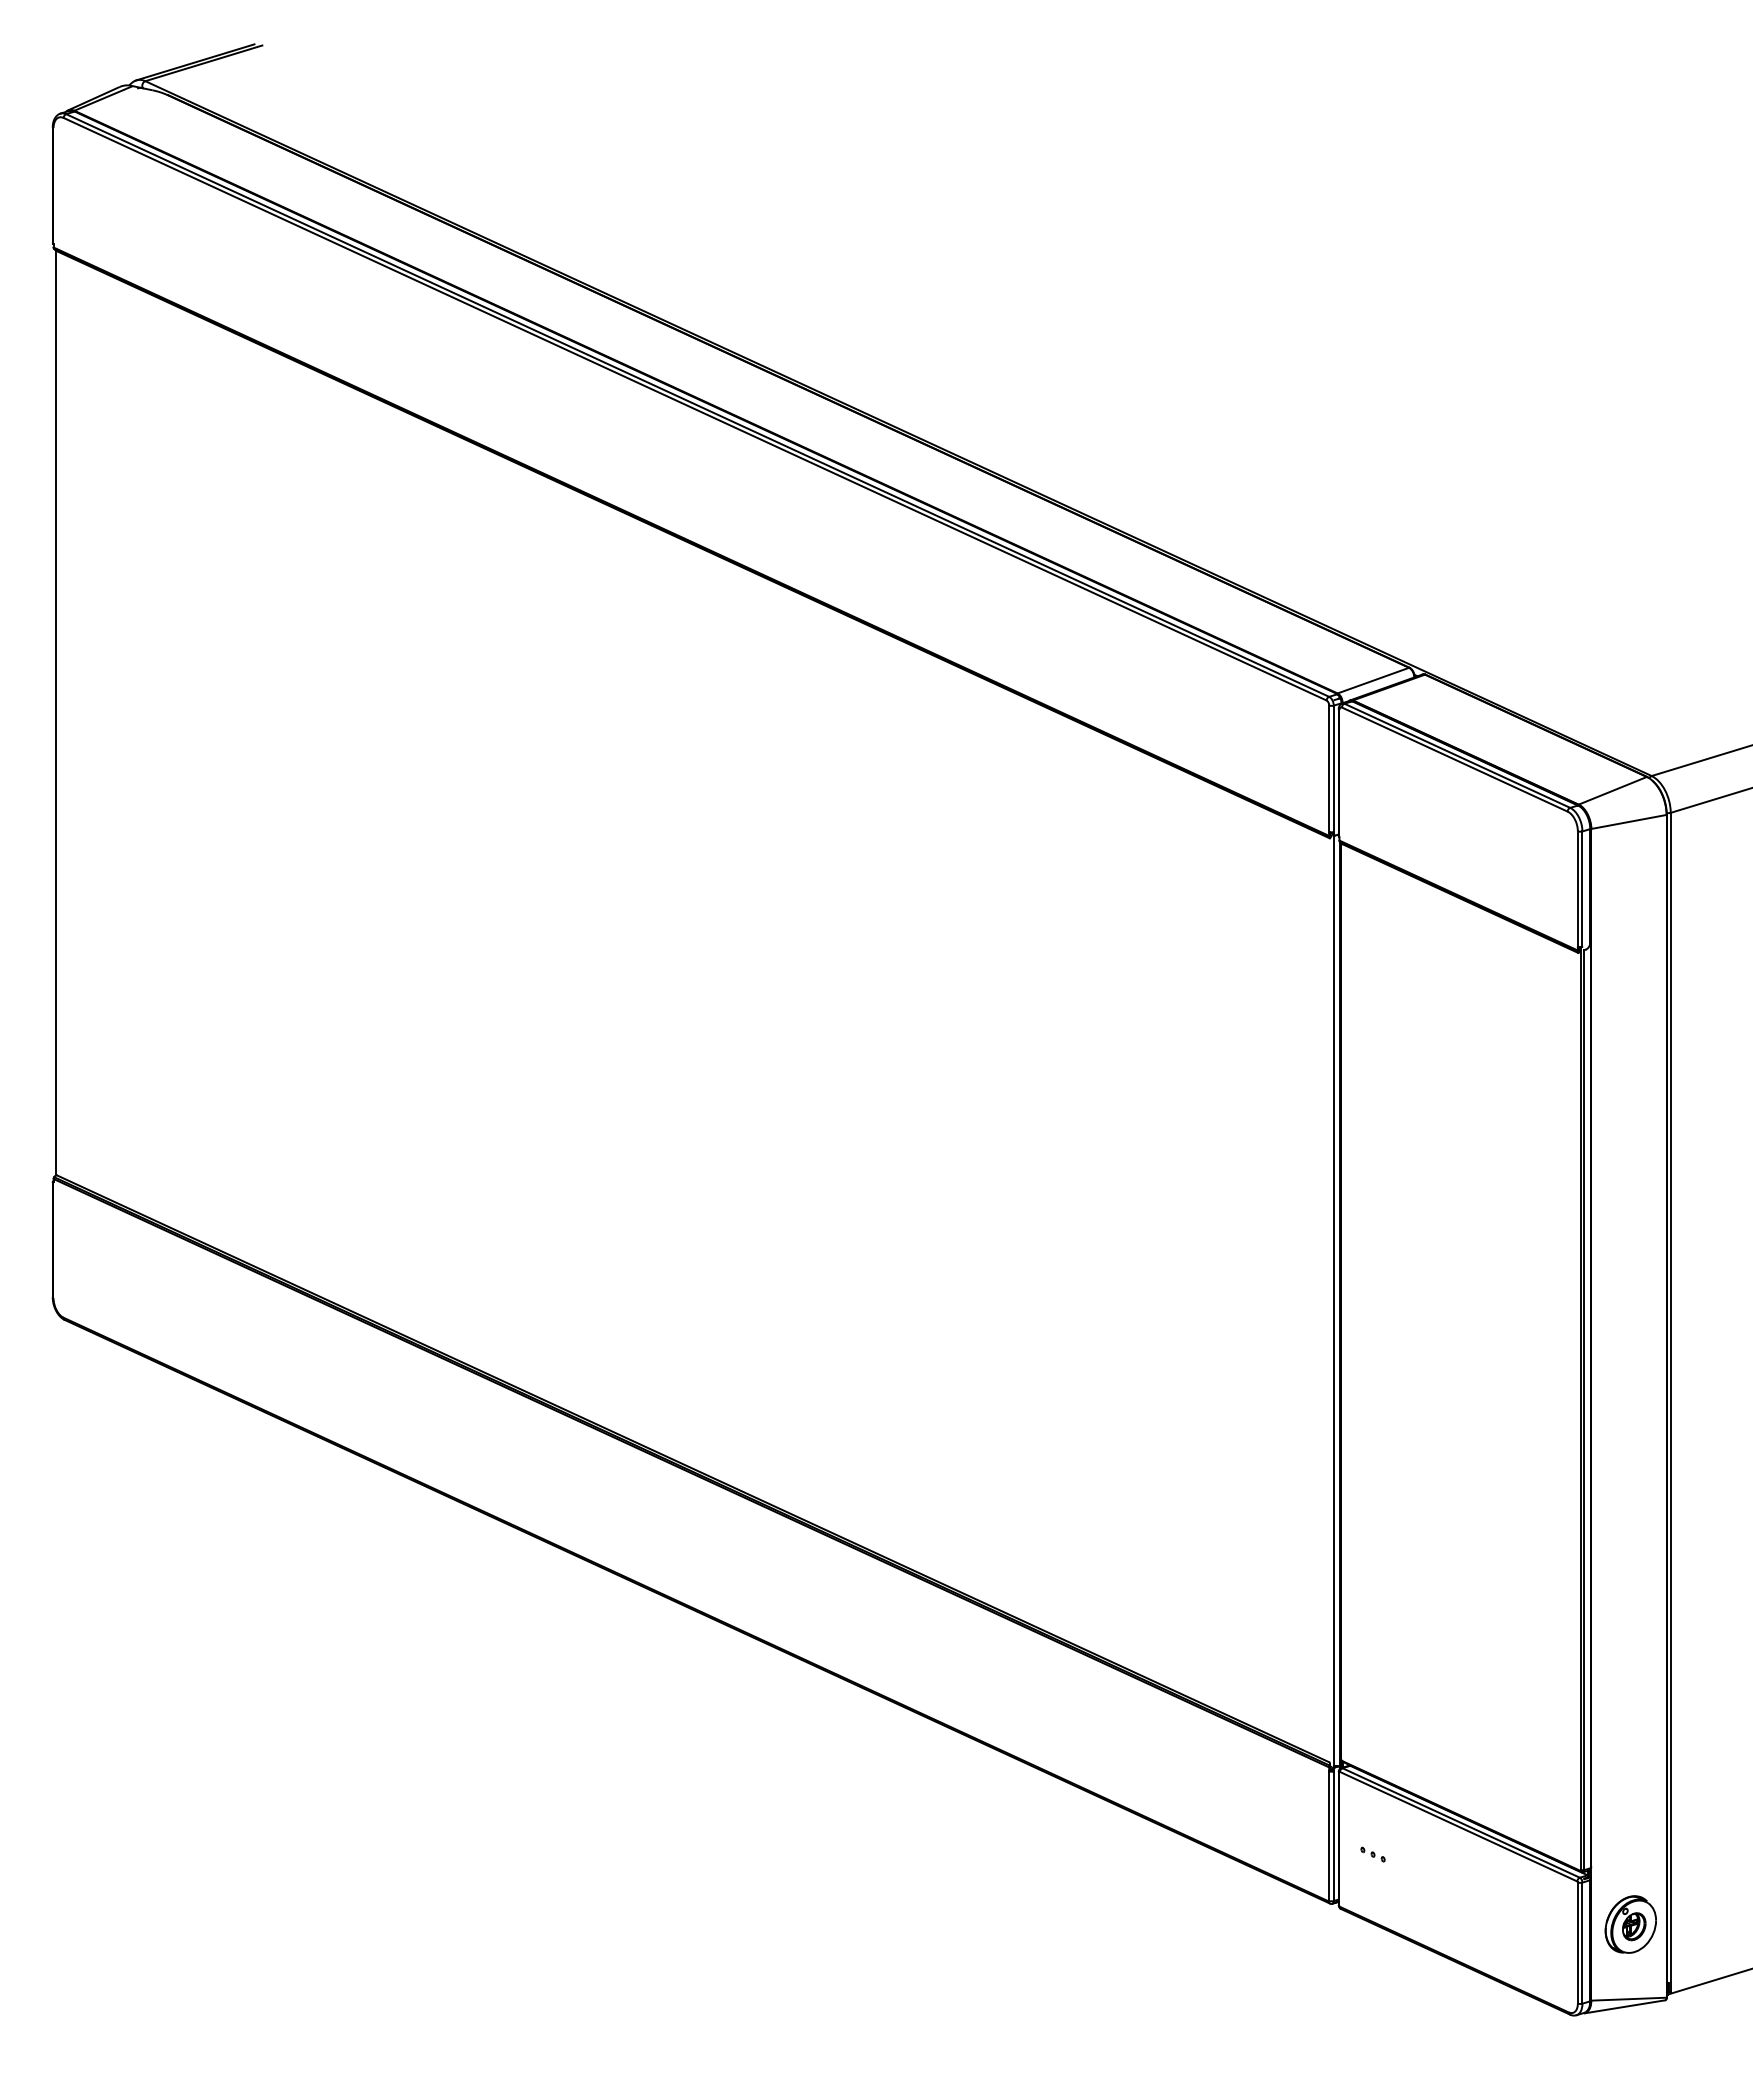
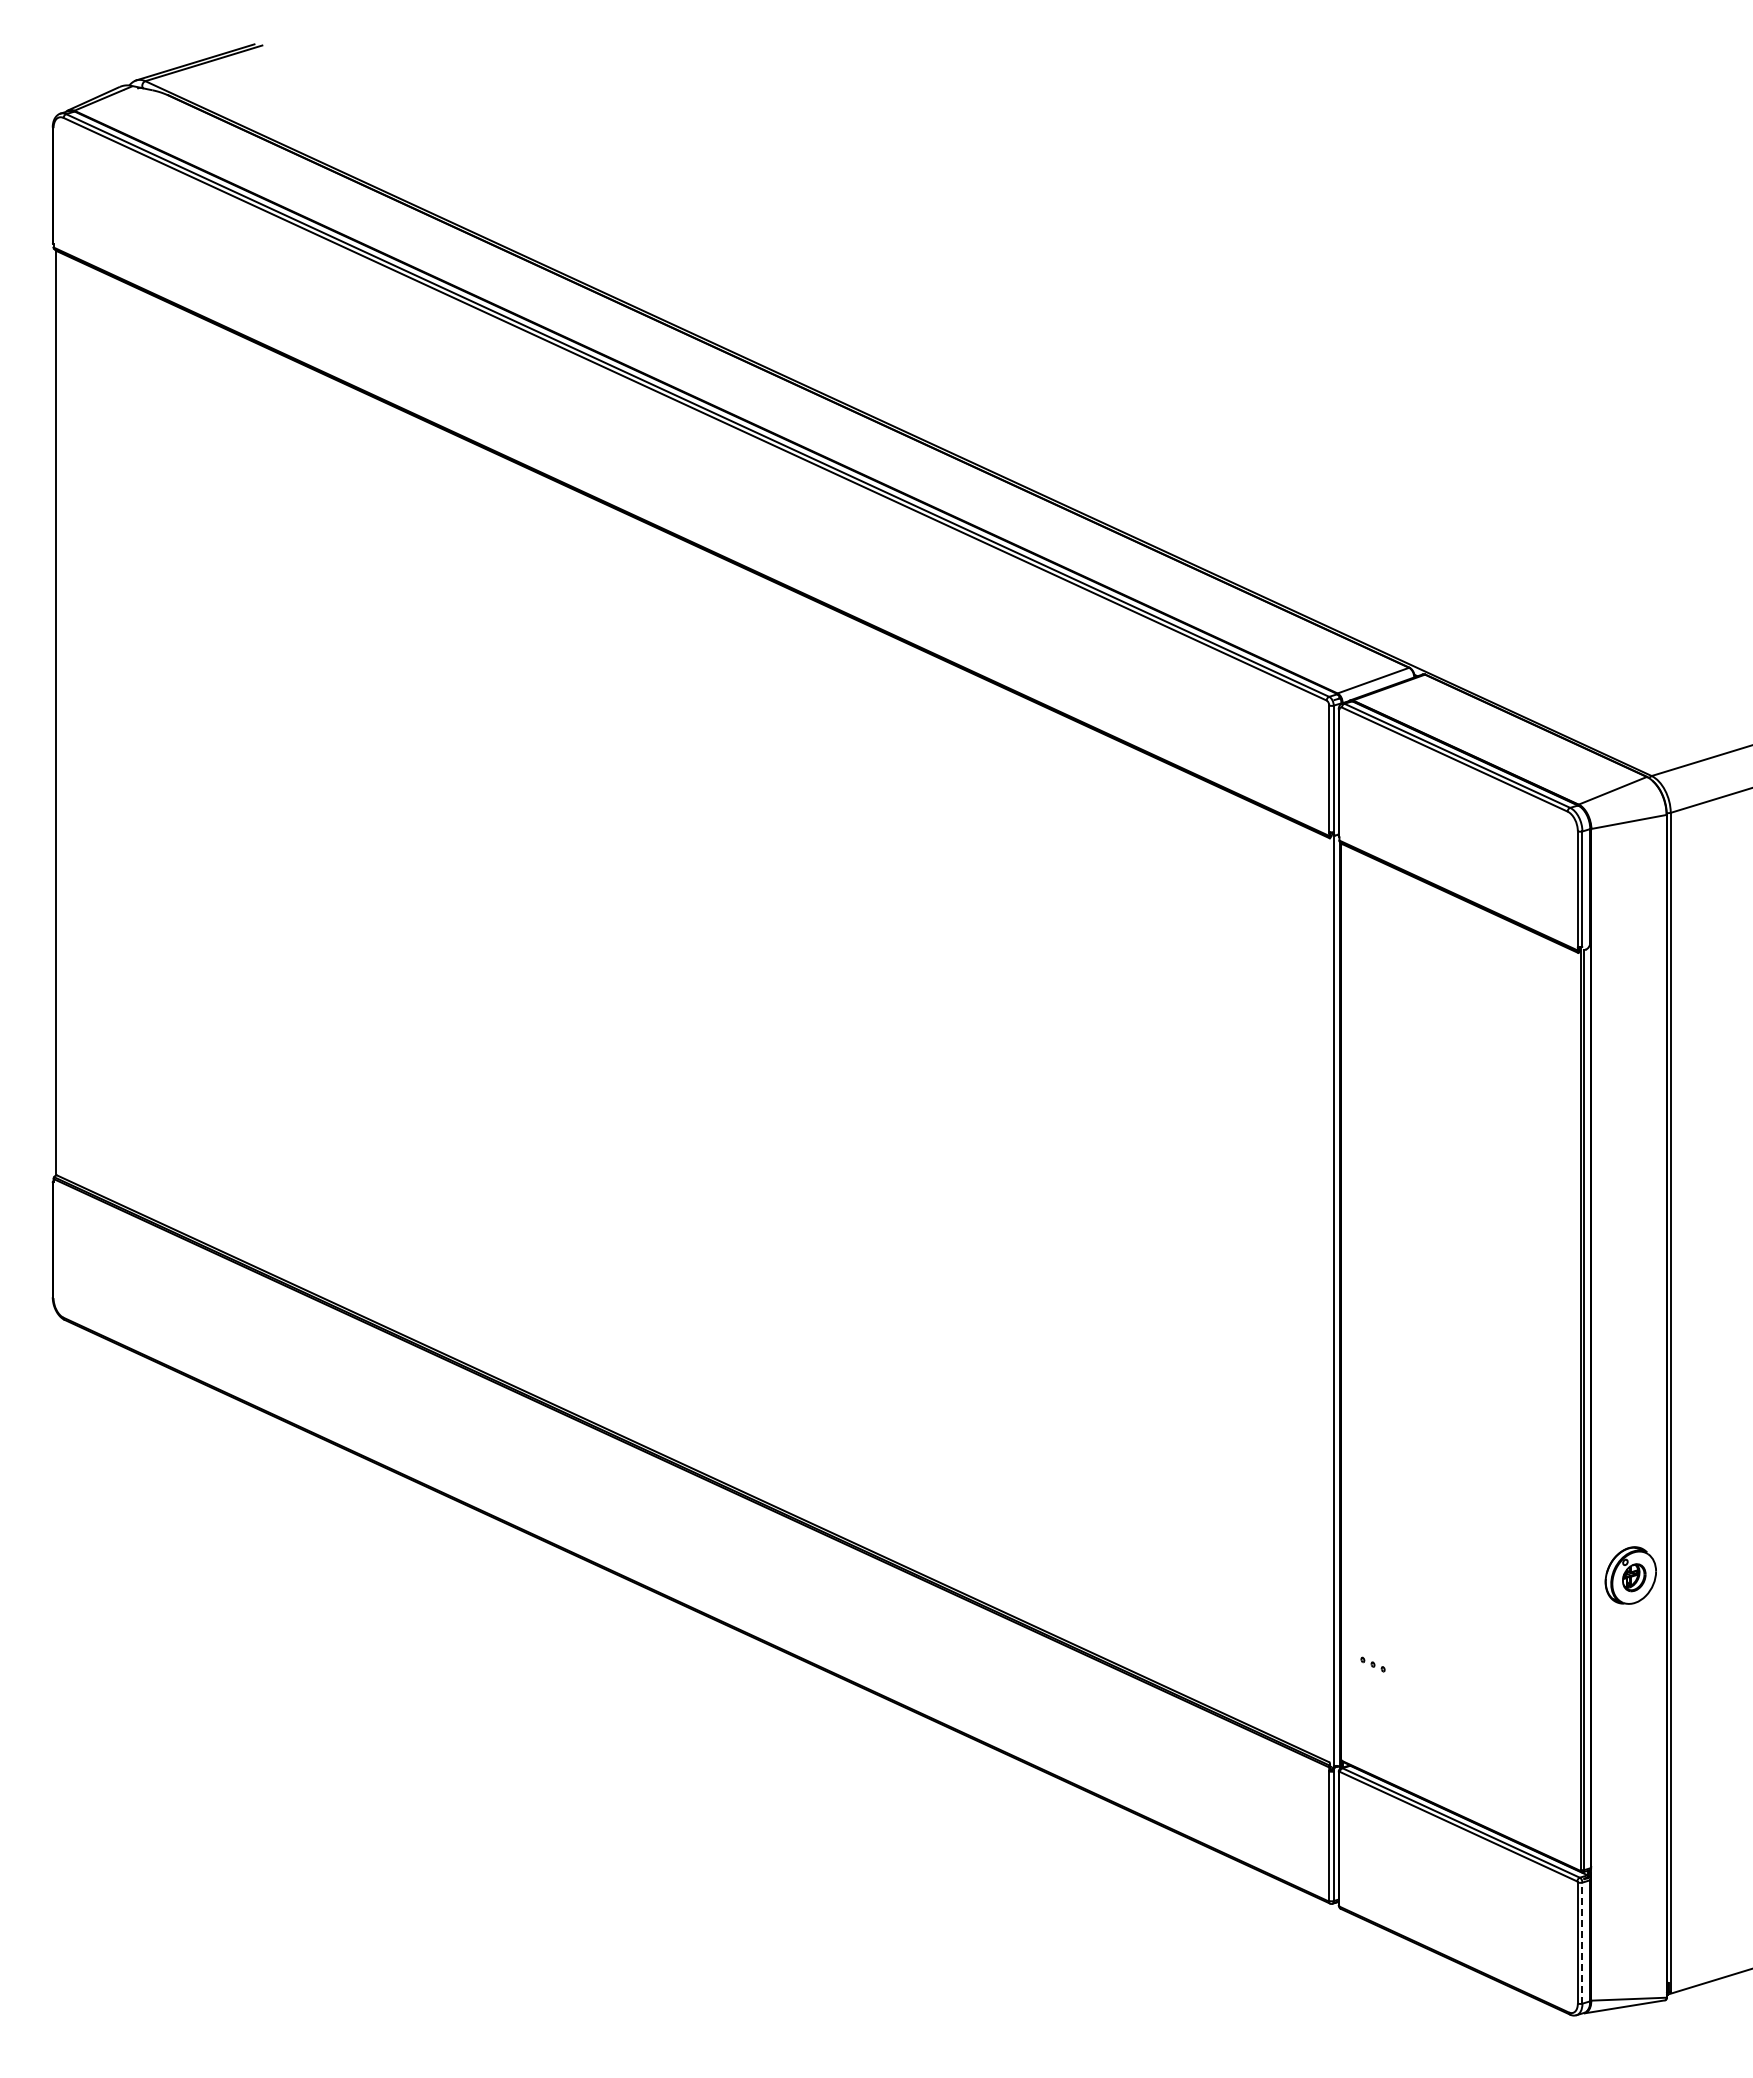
part position: (1372, 1854) -> (1372, 1664) (1372, 1664)
part position: (1630, 1924) -> (1630, 1575) (1630, 1575)
line: solid -> dashed (1582, 1943)
